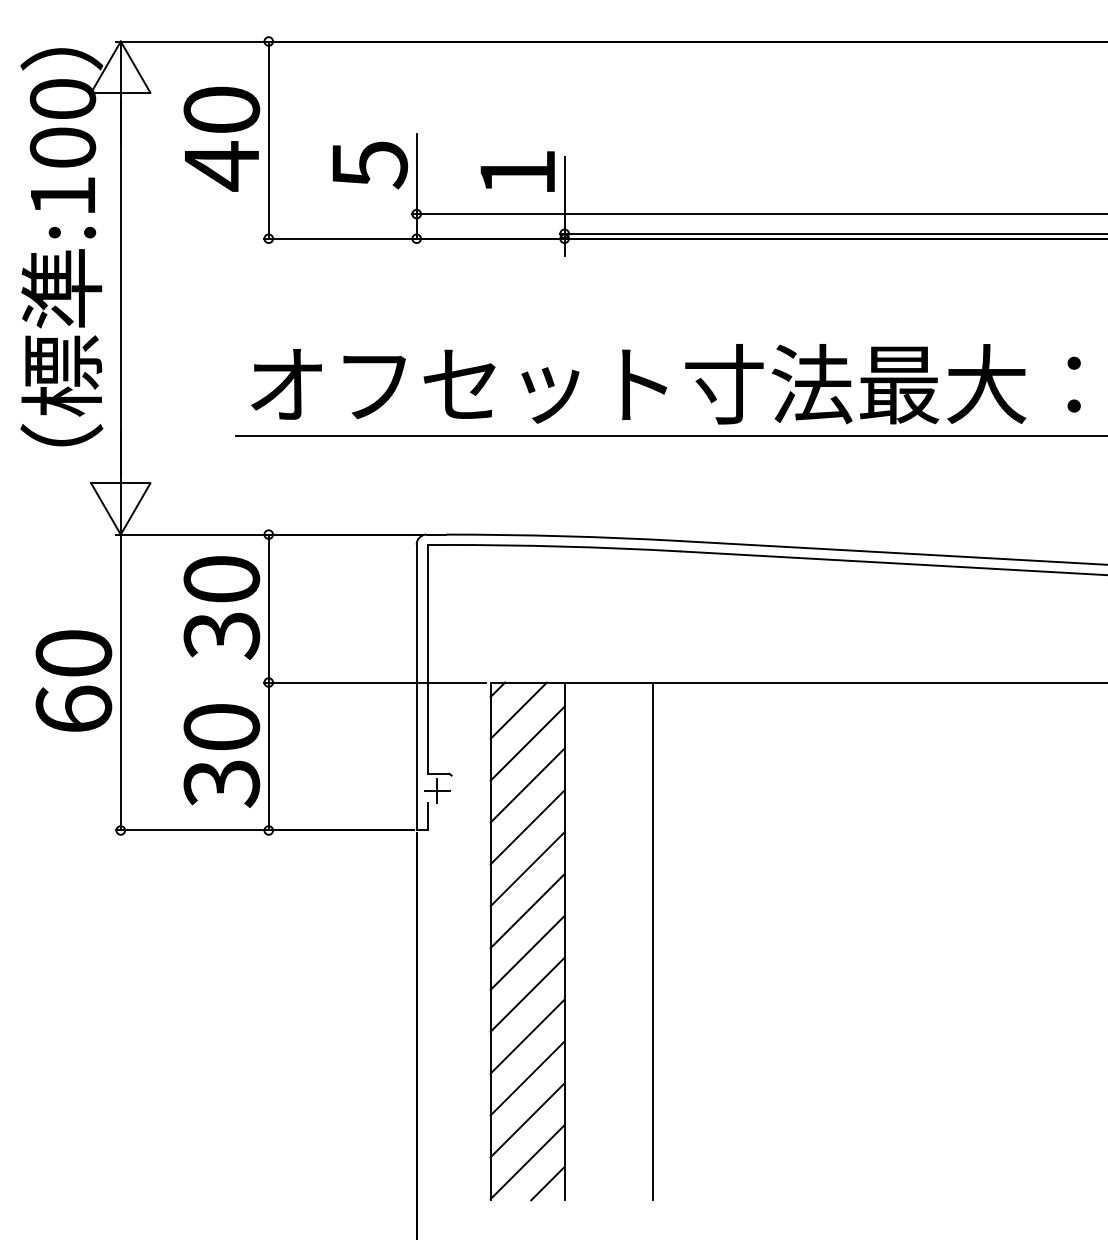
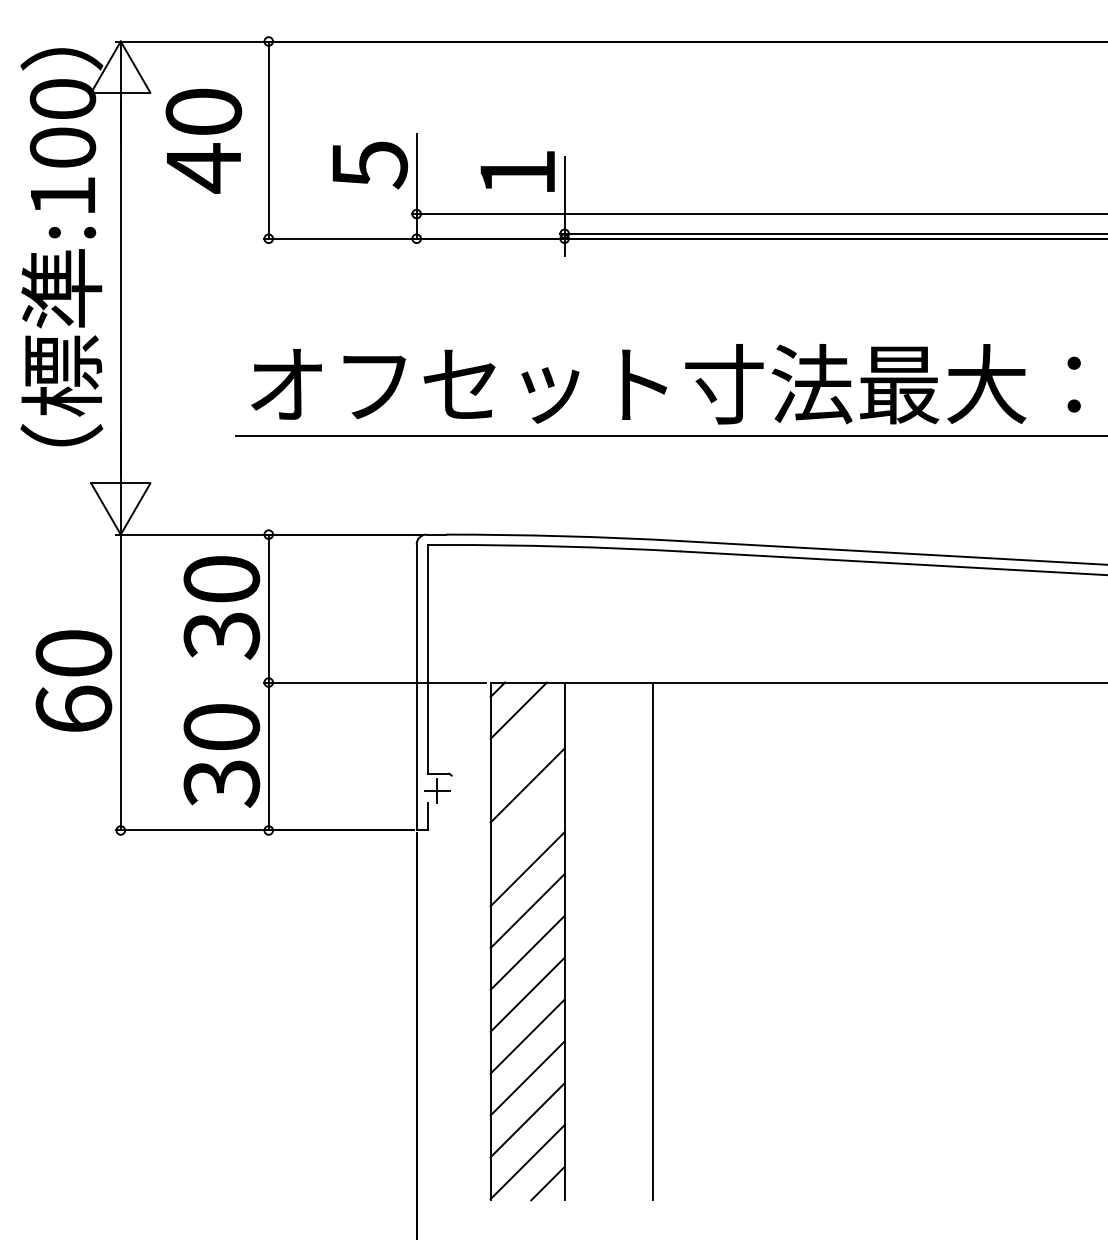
text position: (221, 138) -> (203, 140) (203, 140)
line: present -> none (527, 743)
line: present -> none (527, 827)
